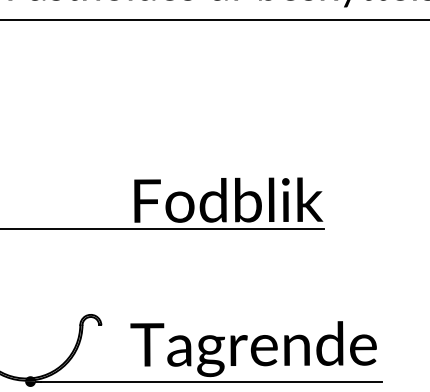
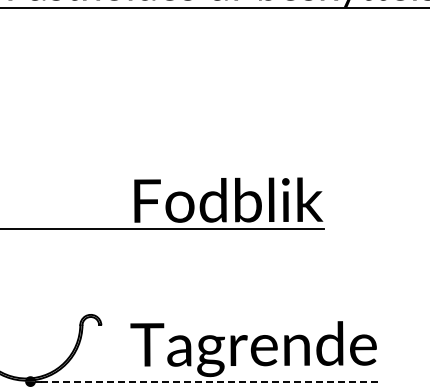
line position: (214, 19) -> (214, 7) (214, 7)
line: solid -> dashed (212, 381)
